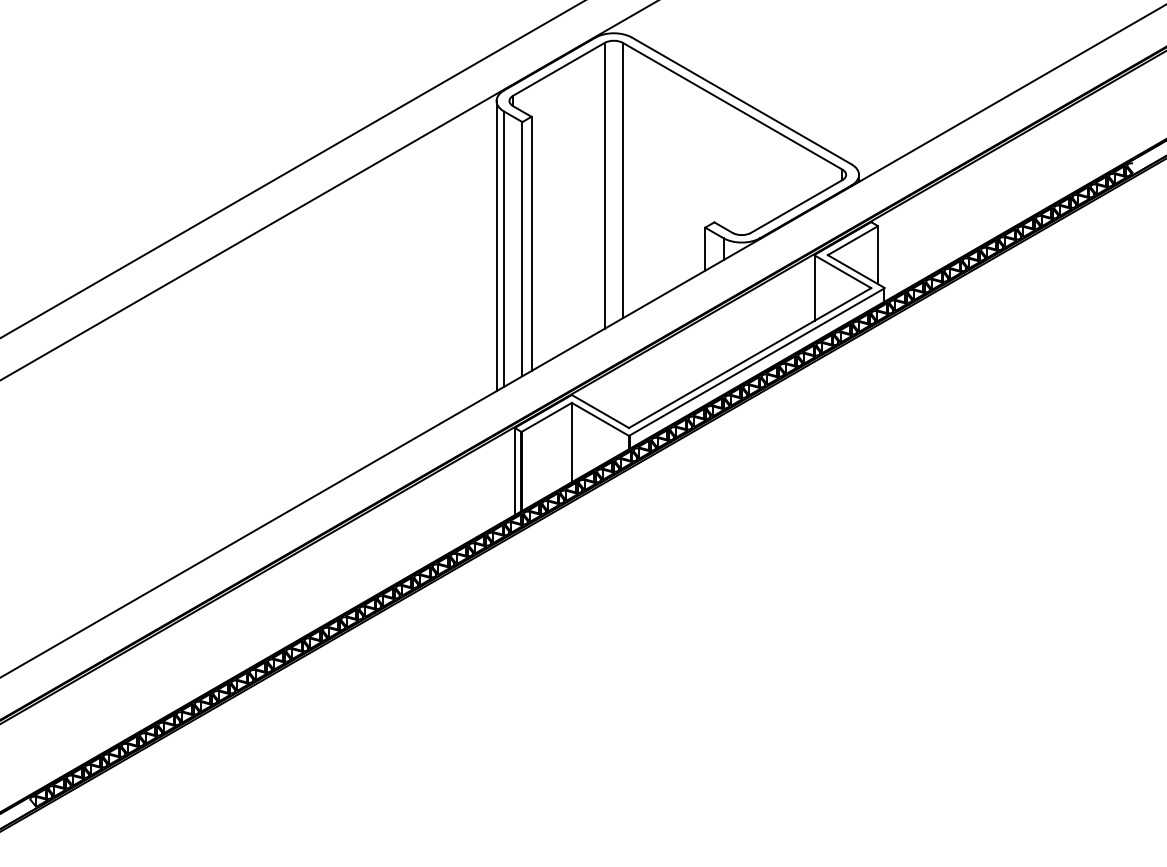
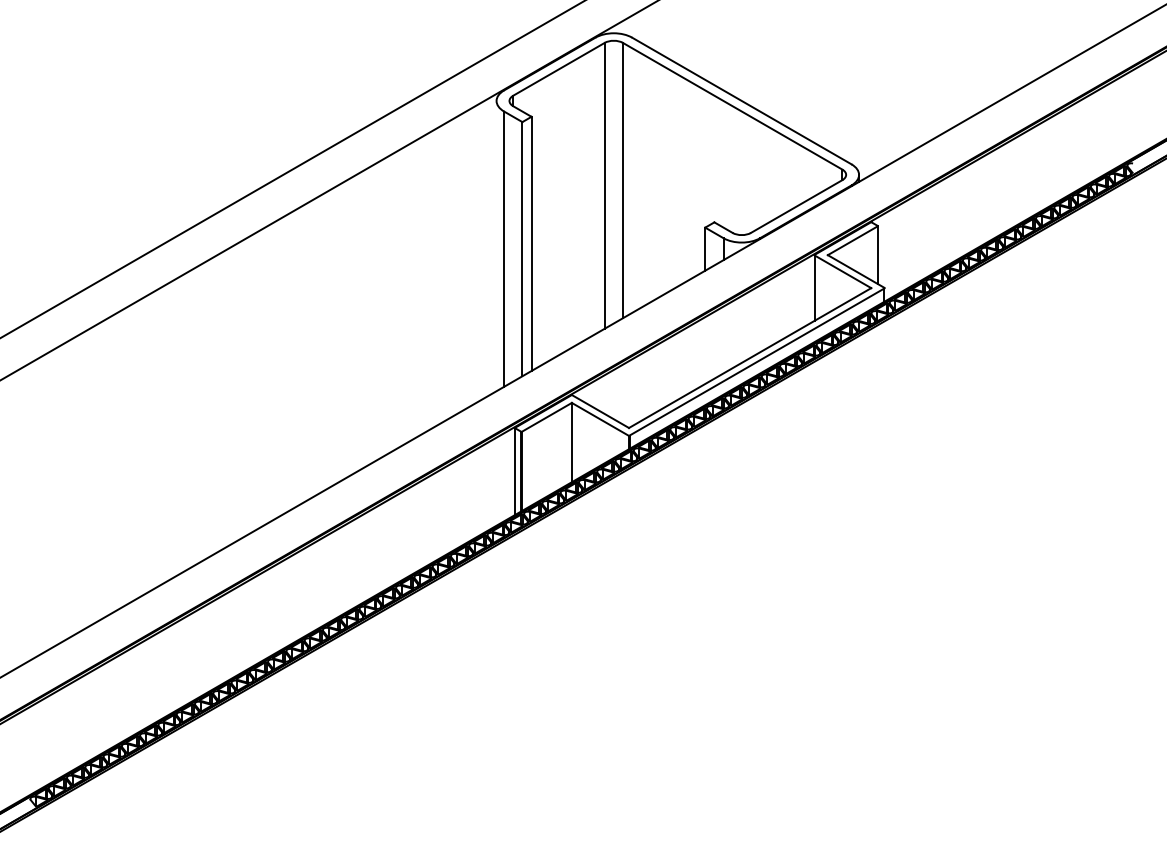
line: present -> none (496, 245)
